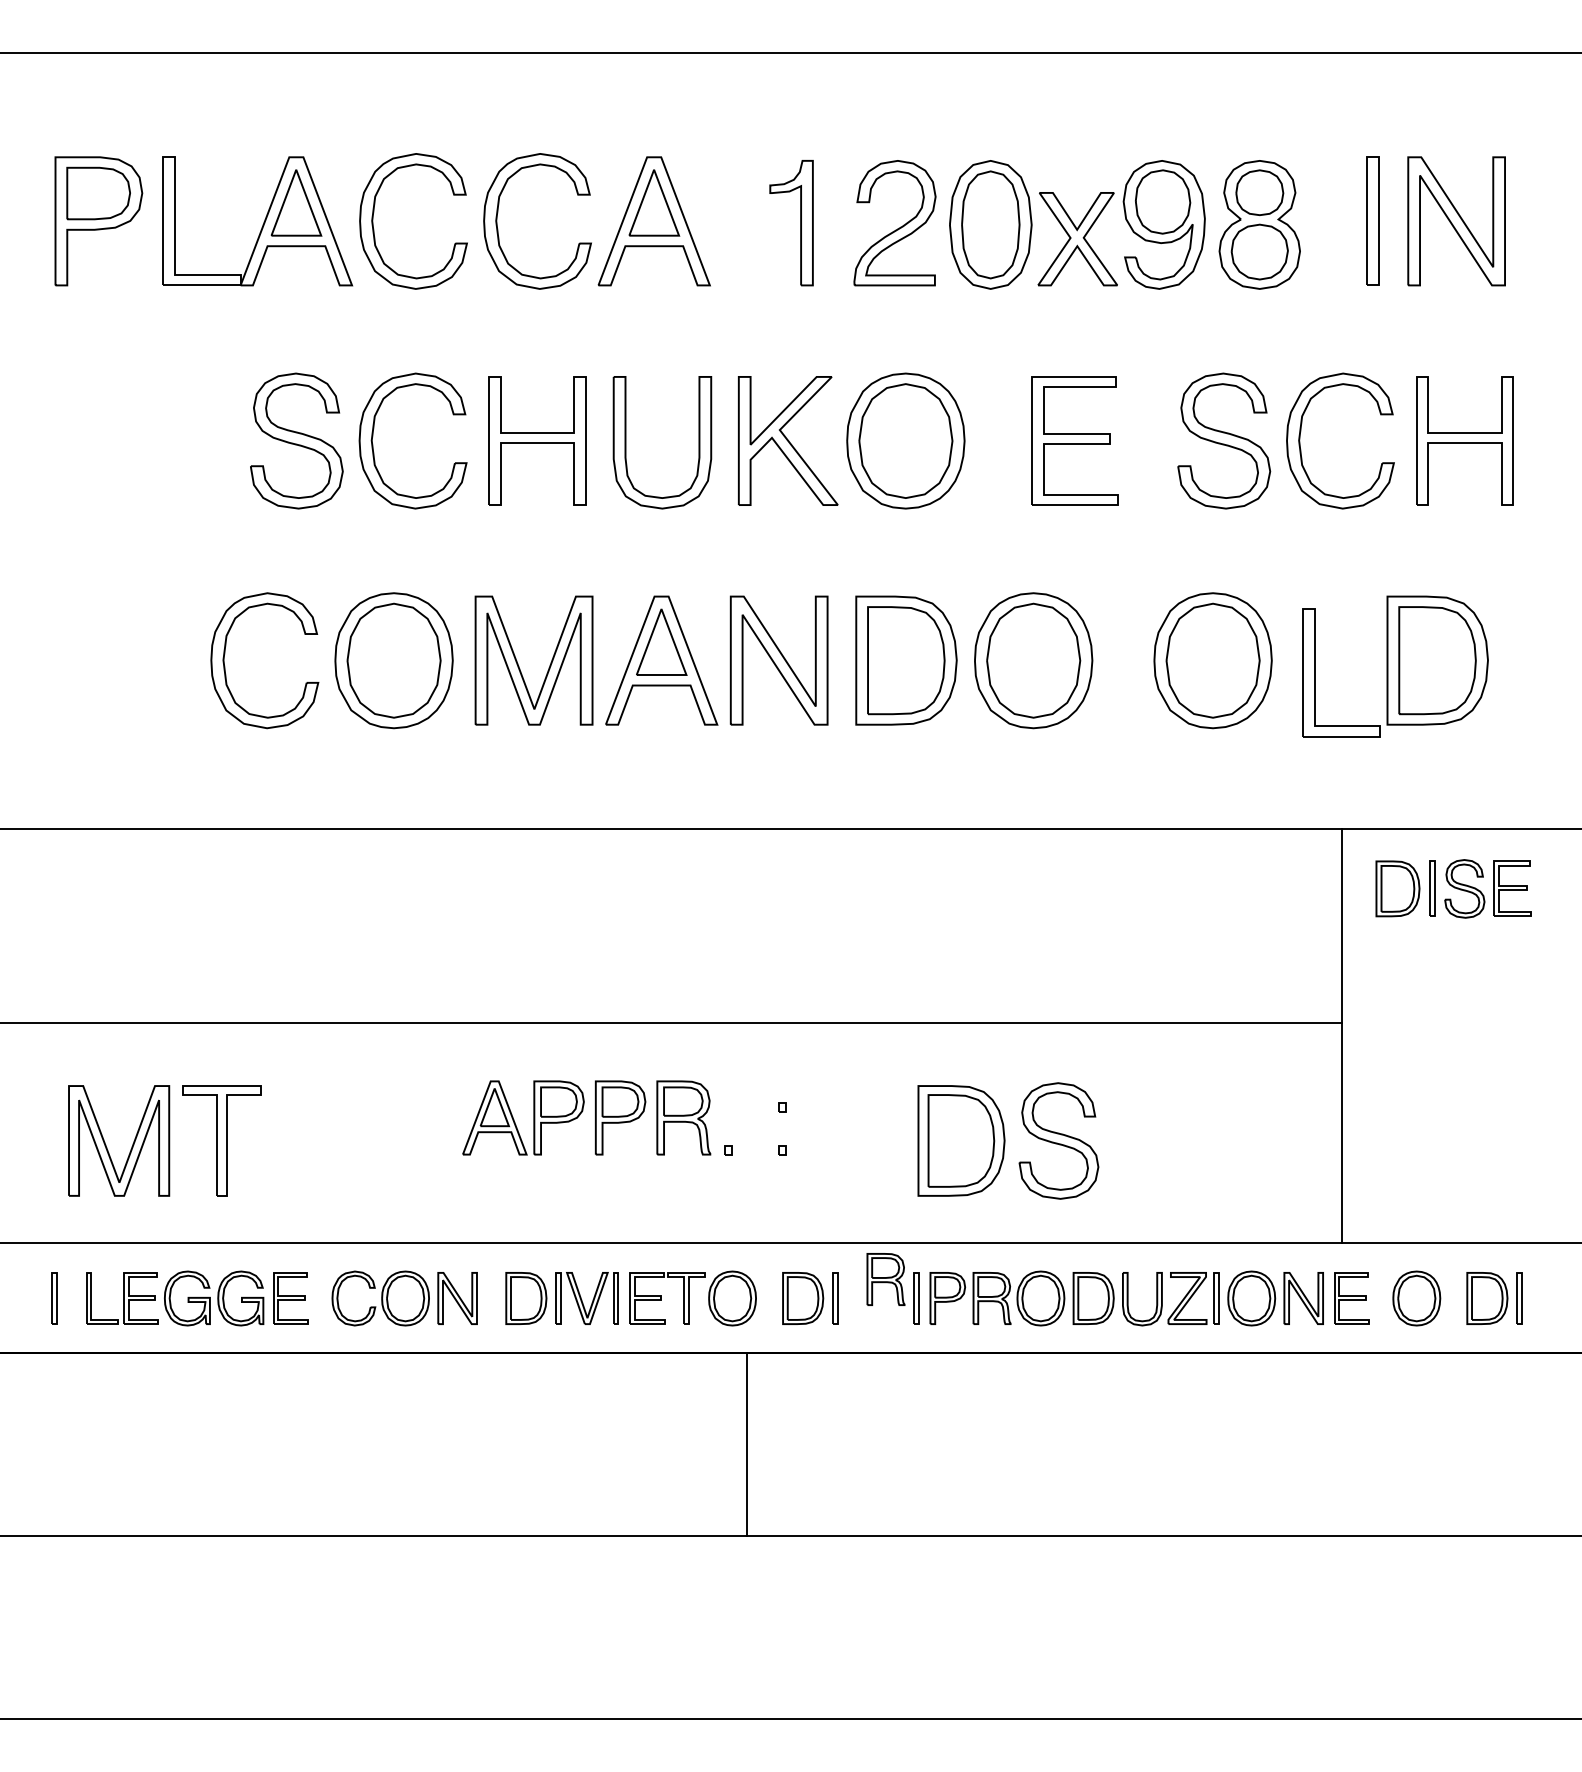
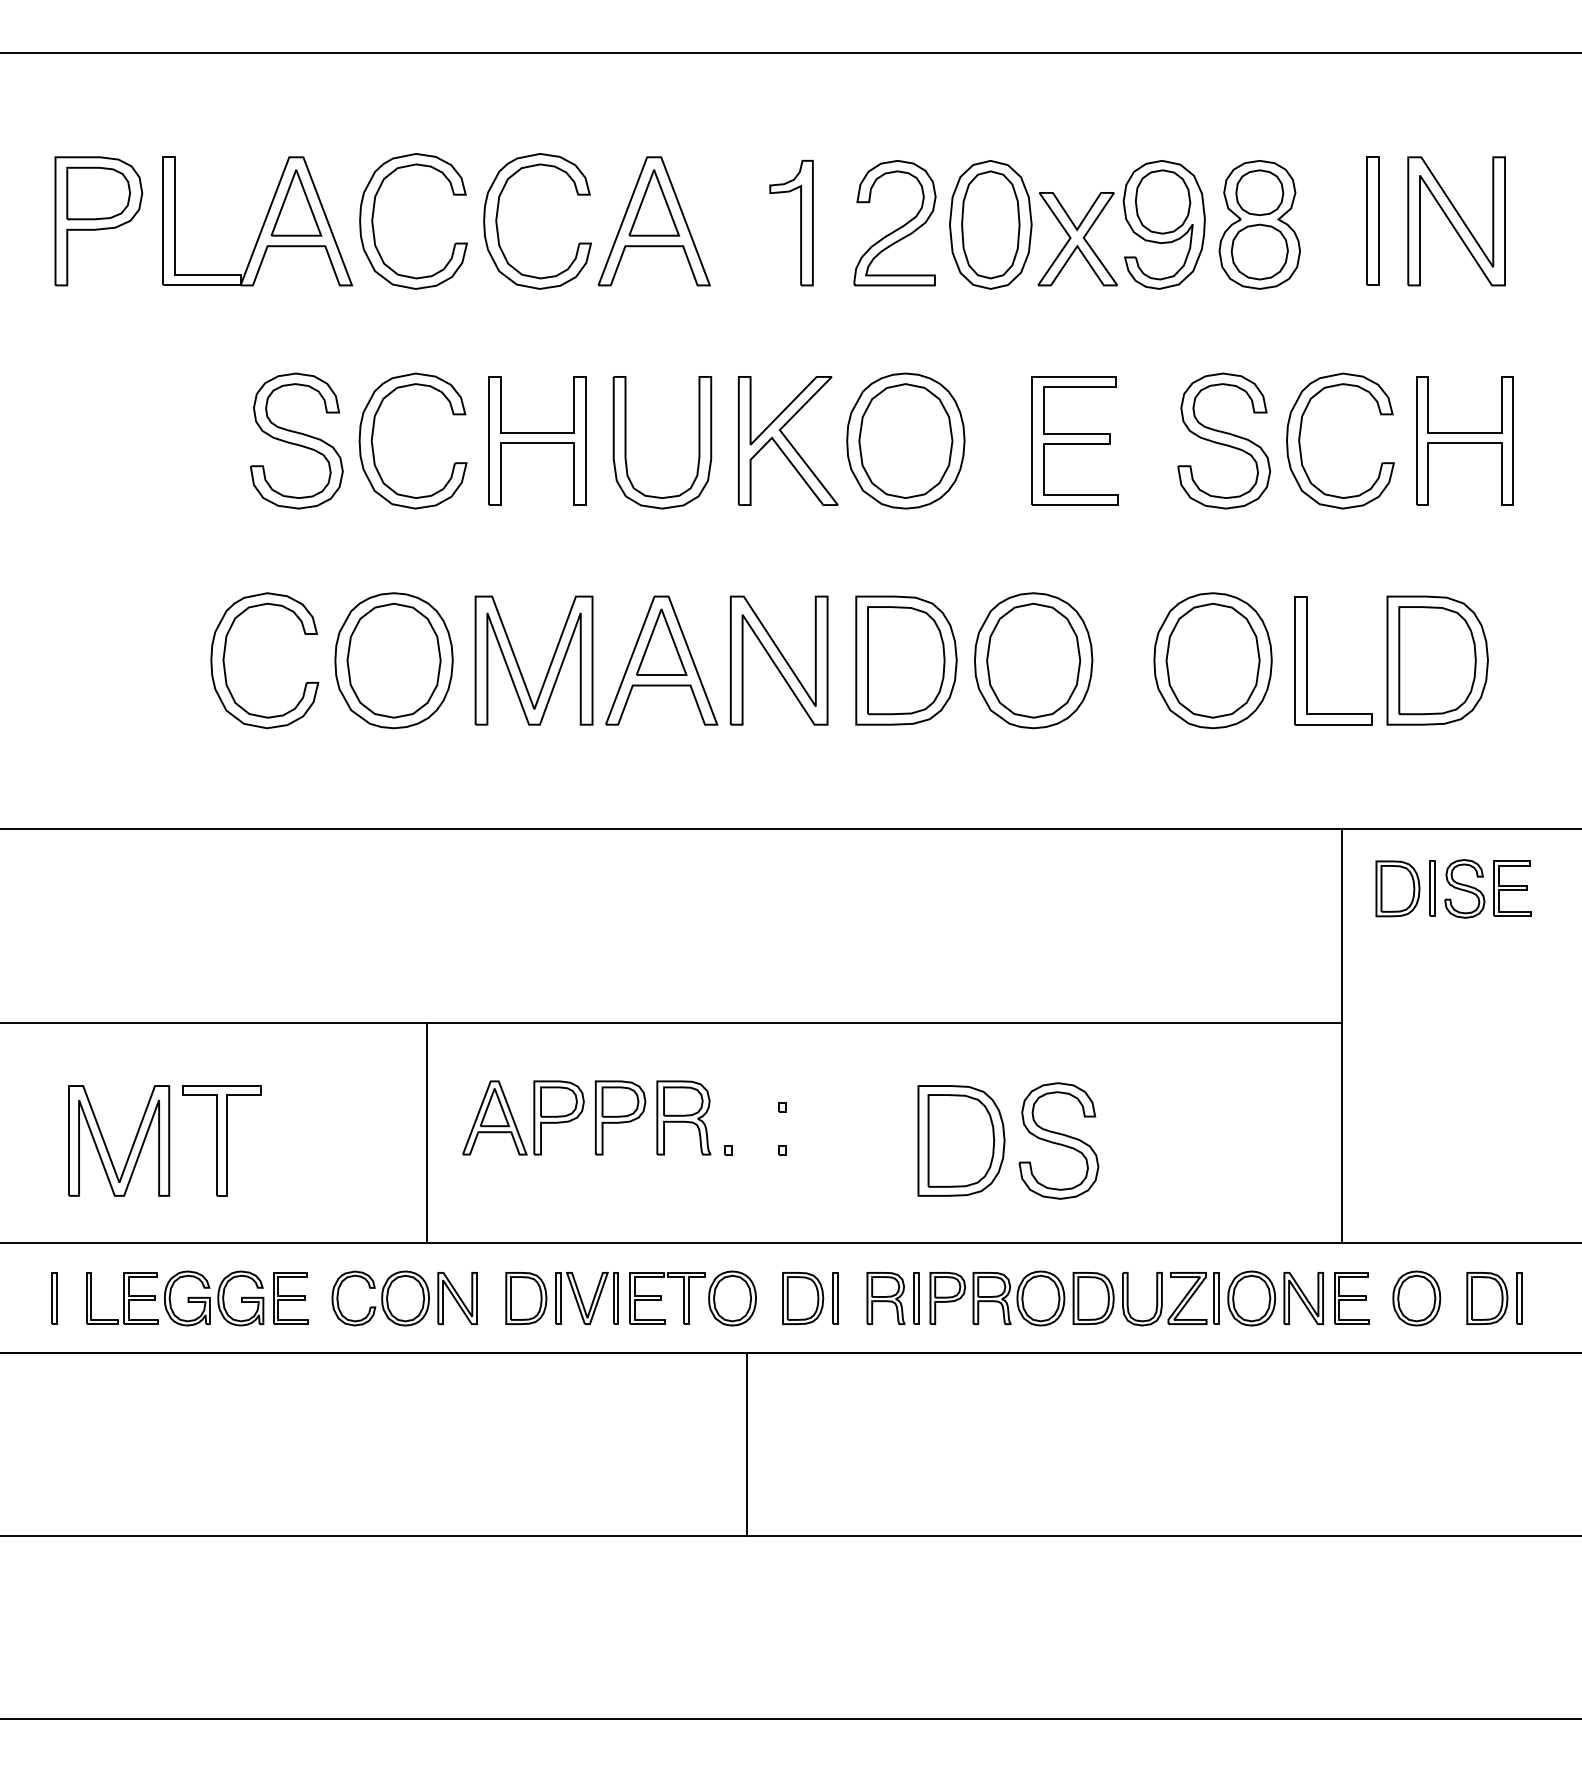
part position: (1315, 672) -> (1307, 660) (1307, 660)
line: none -> present (426, 1132)
part position: (885, 1279) -> (885, 1298) (885, 1298)
